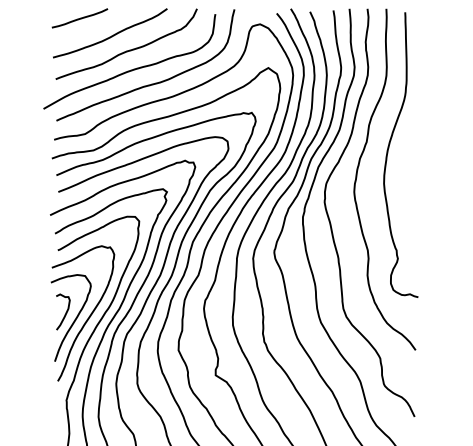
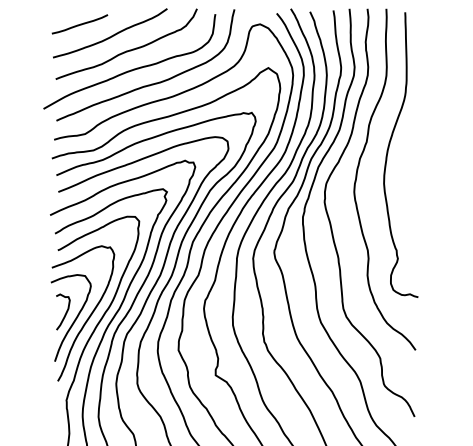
line position: (79, 18) -> (79, 24) (79, 24)
